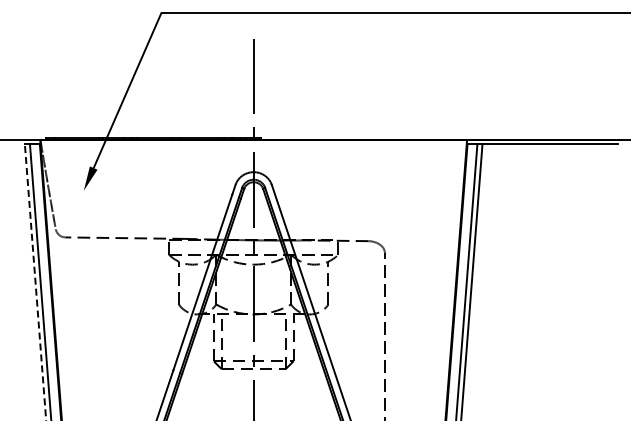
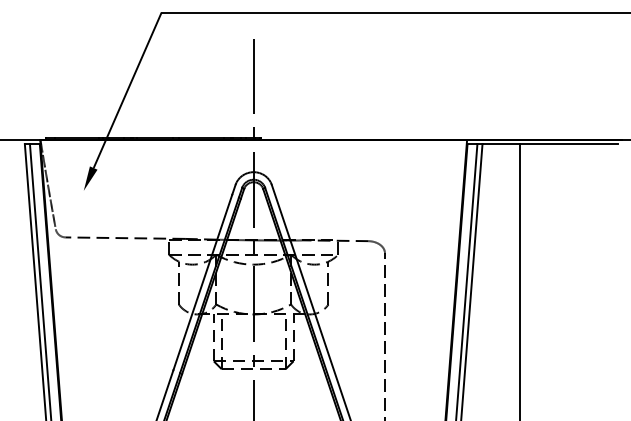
line: none -> present (519, 280)
line: dashed -> solid (35, 281)
